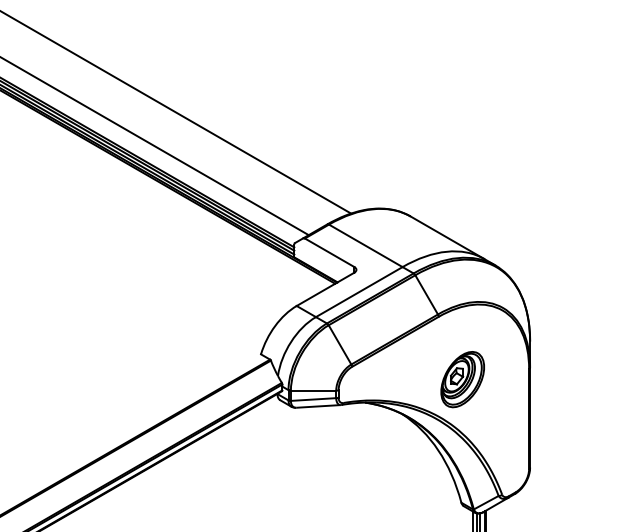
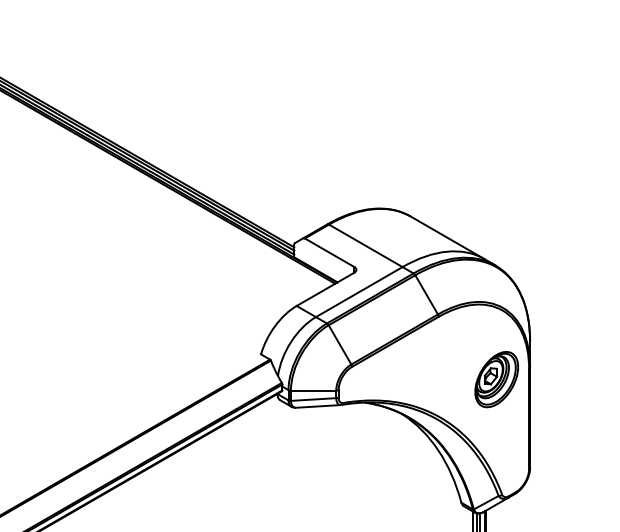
line: present -> none (176, 112)
line: present -> none (155, 146)
part position: (462, 379) -> (496, 379) (496, 379)
